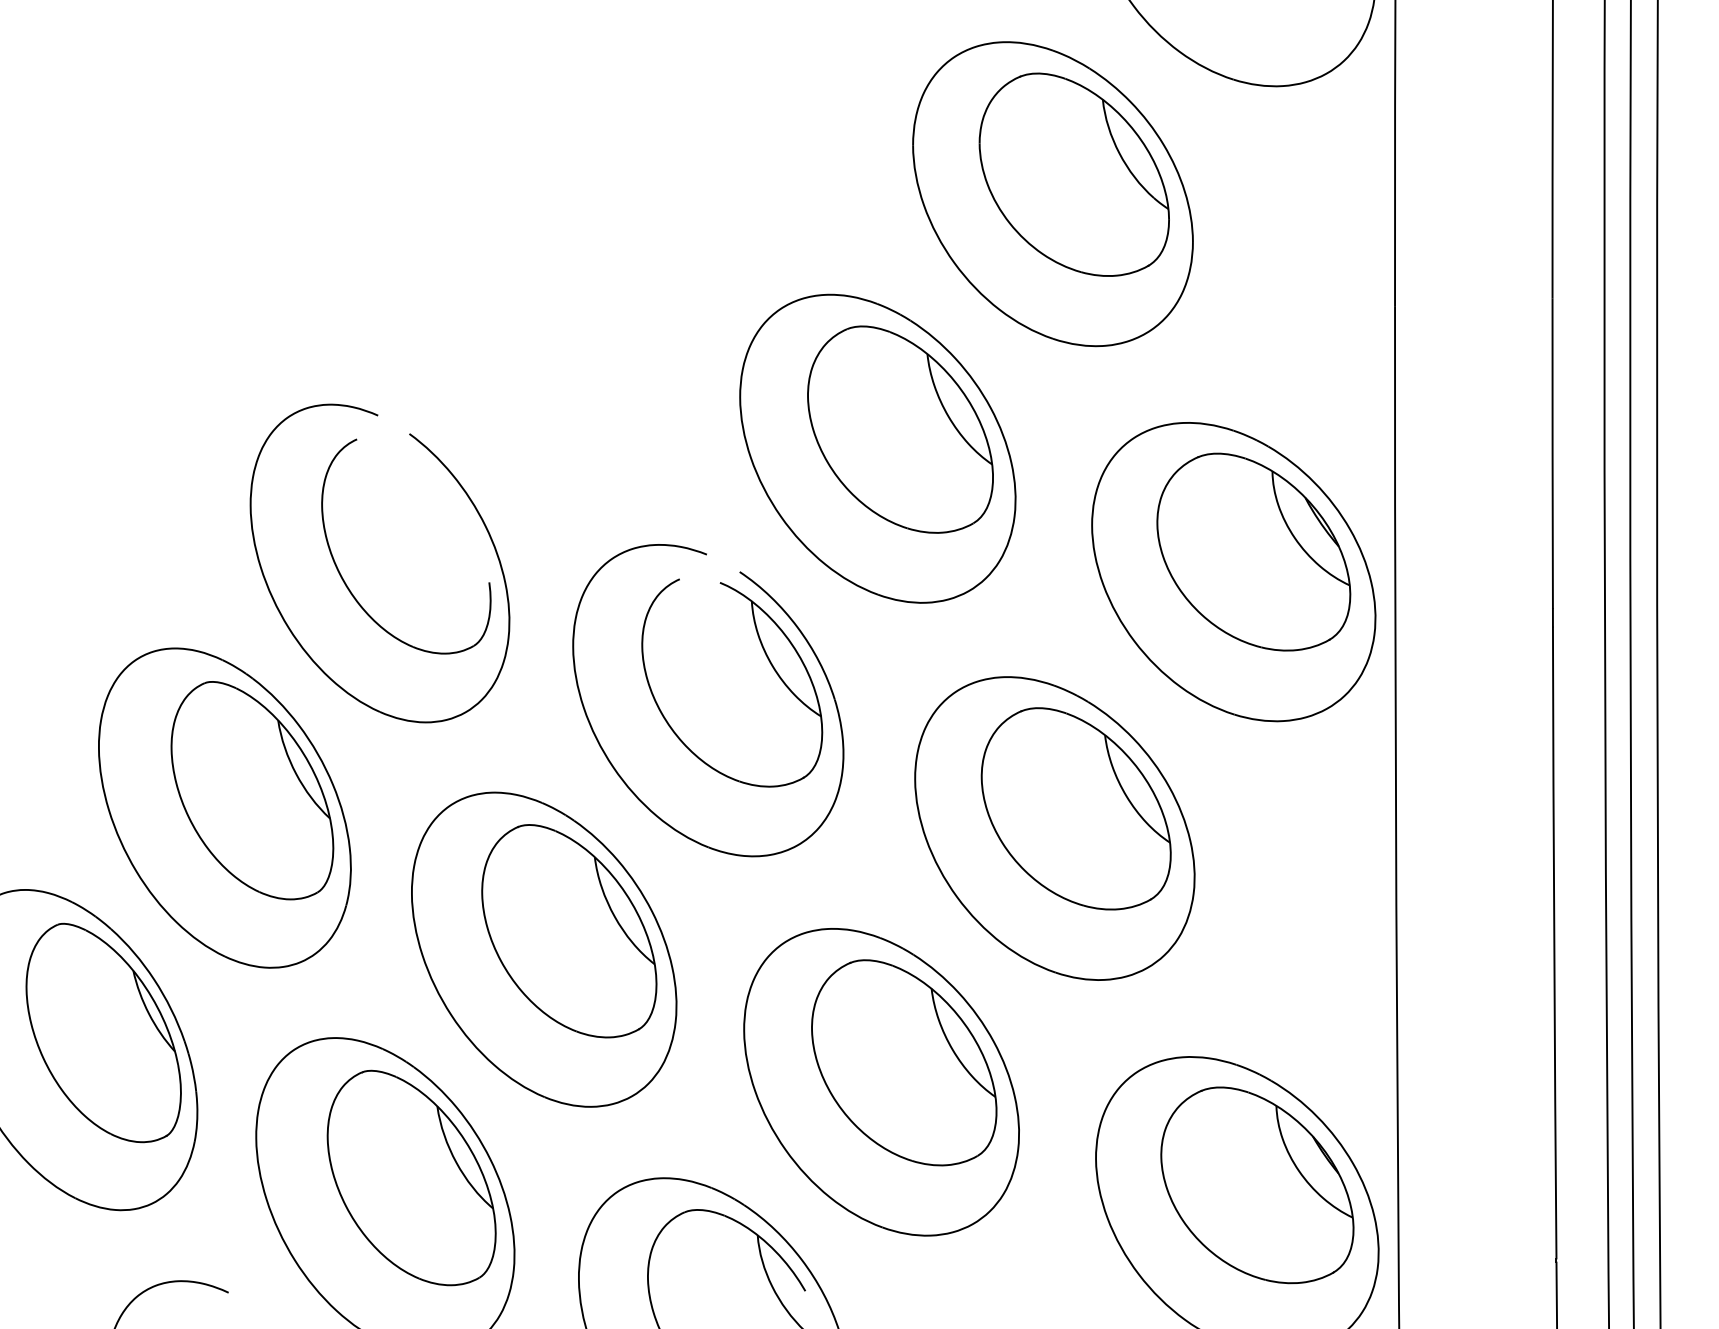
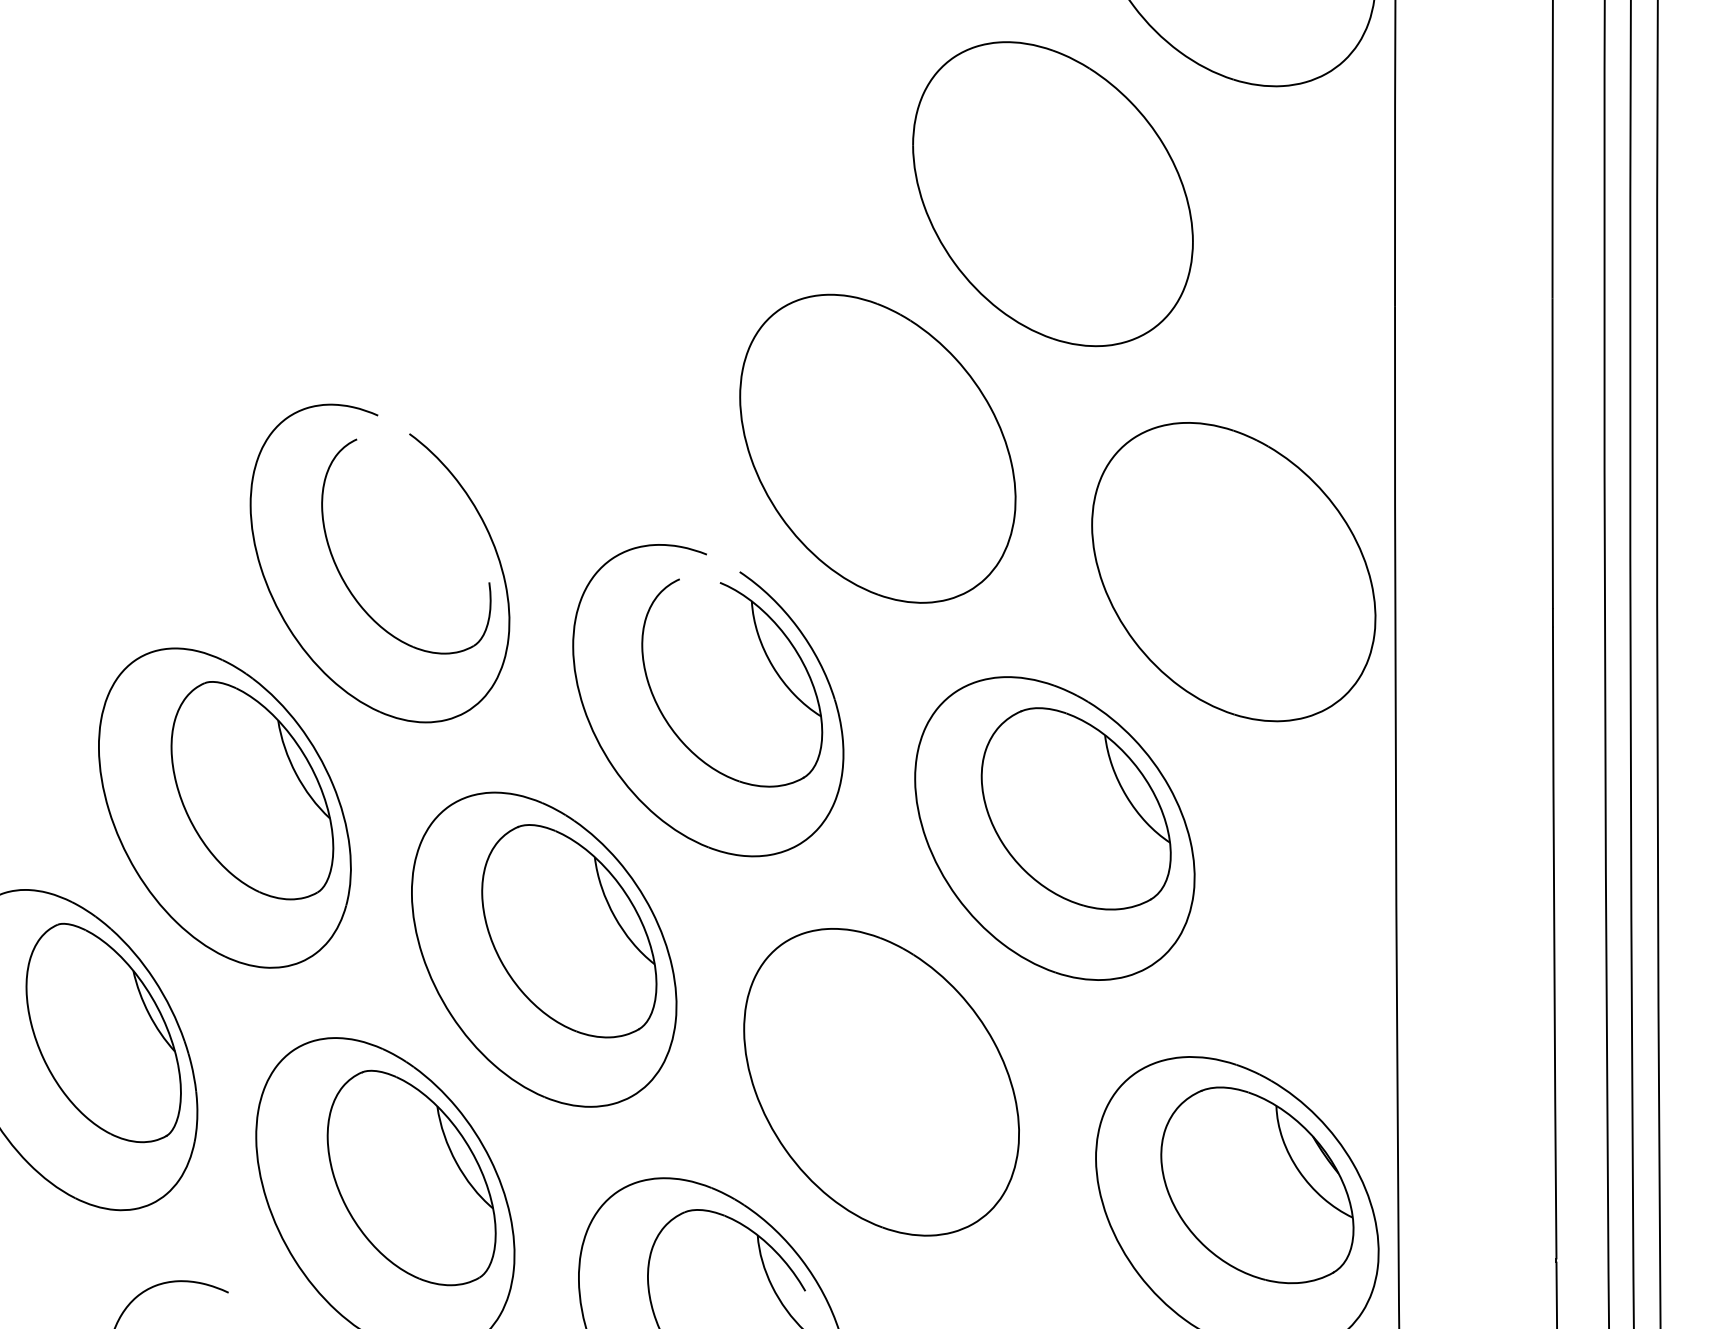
part: present -> none (1073, 174)
part: present -> none (900, 429)
part: present -> none (1253, 551)
part: present -> none (904, 1062)
